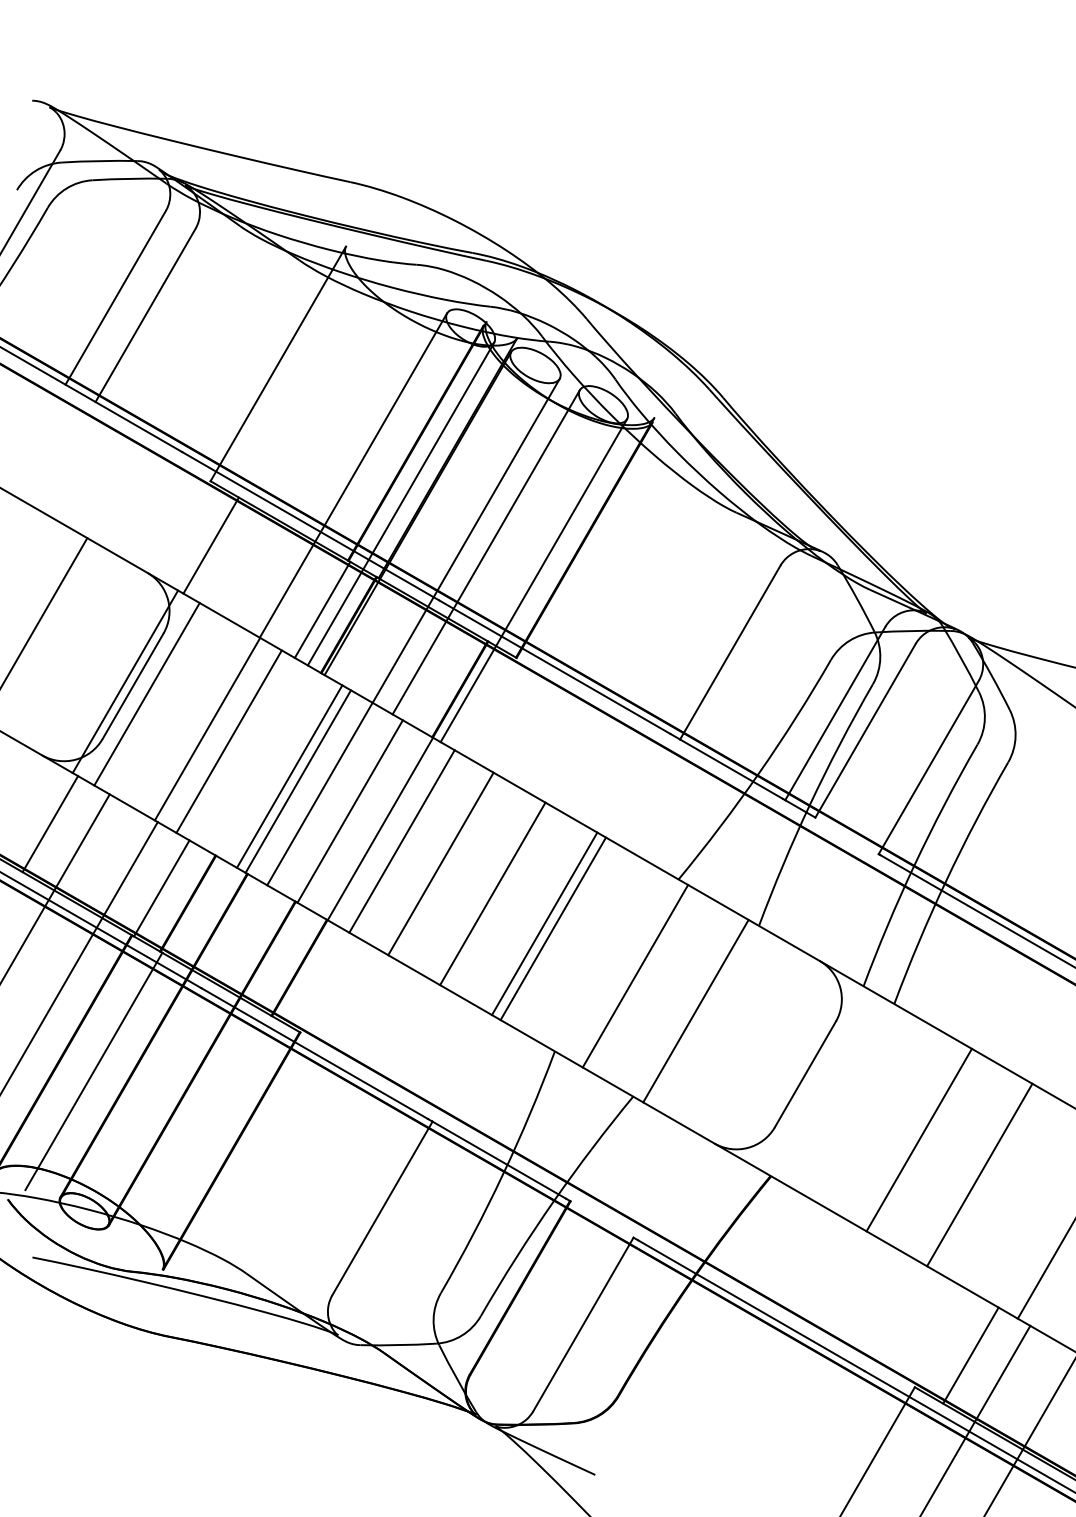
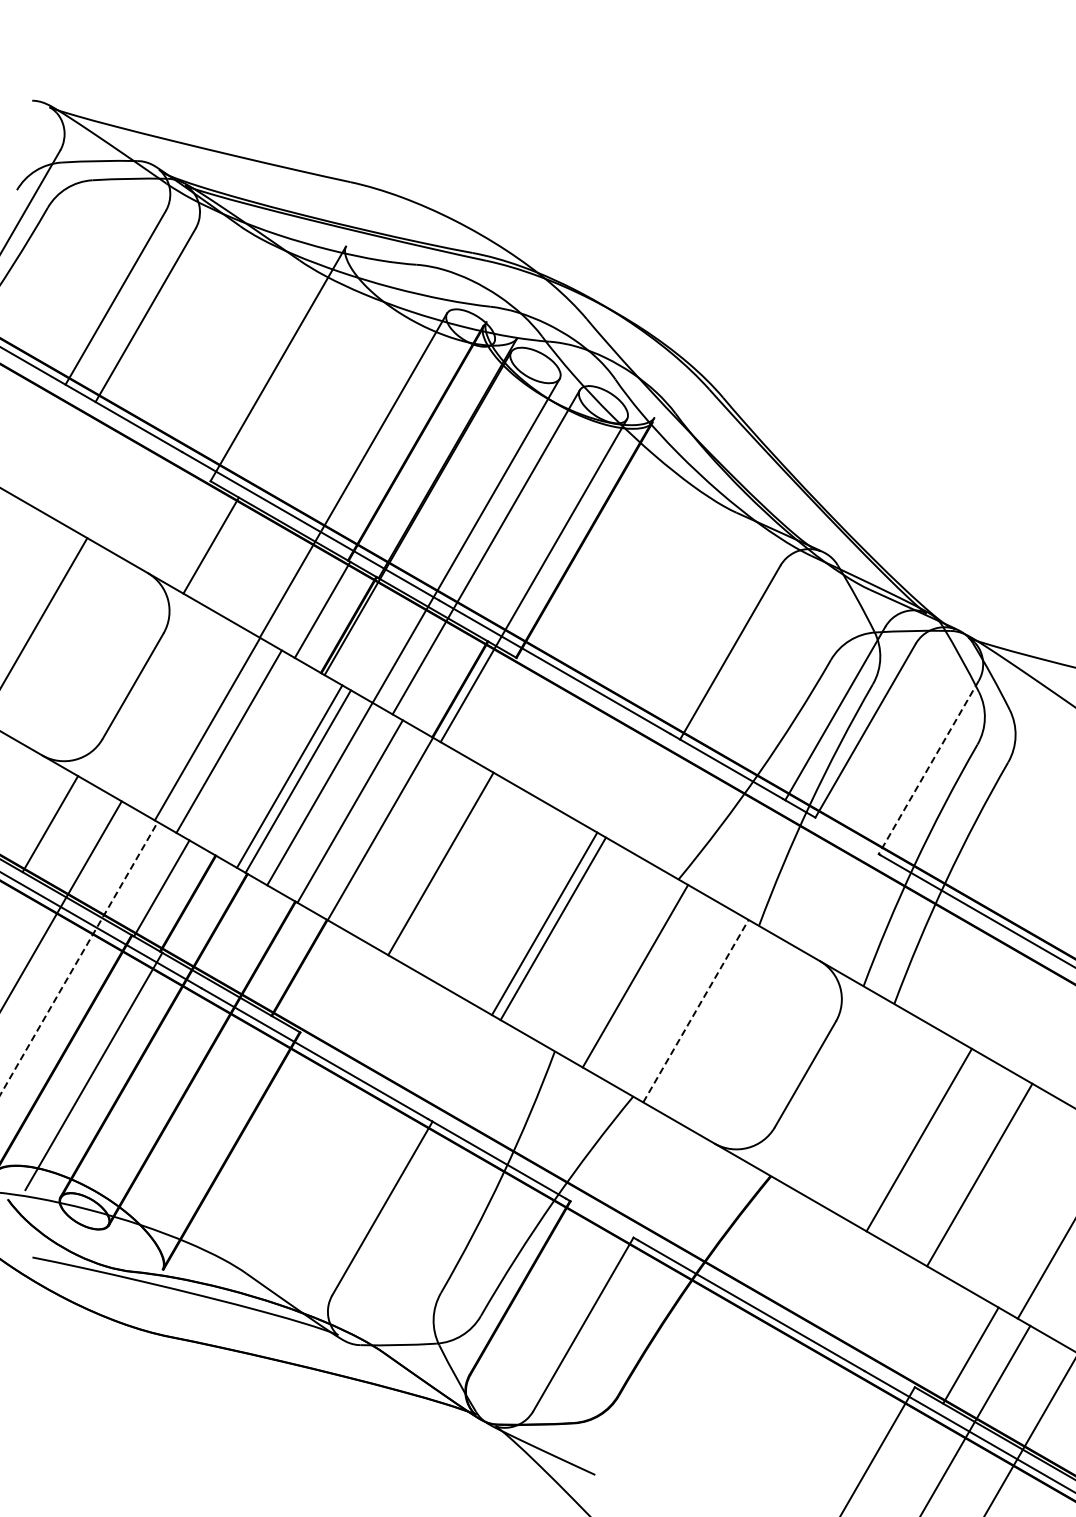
line: present -> none (400, 503)
line: present -> none (125, 681)
line: present -> none (146, 694)
line: solid -> dashed (928, 767)
line: present -> none (401, 841)
line position: (55, 887) -> (61, 904) (61, 904)
line: present -> none (492, 893)
line: solid -> dashed (79, 957)
line: solid -> dashed (696, 1010)
